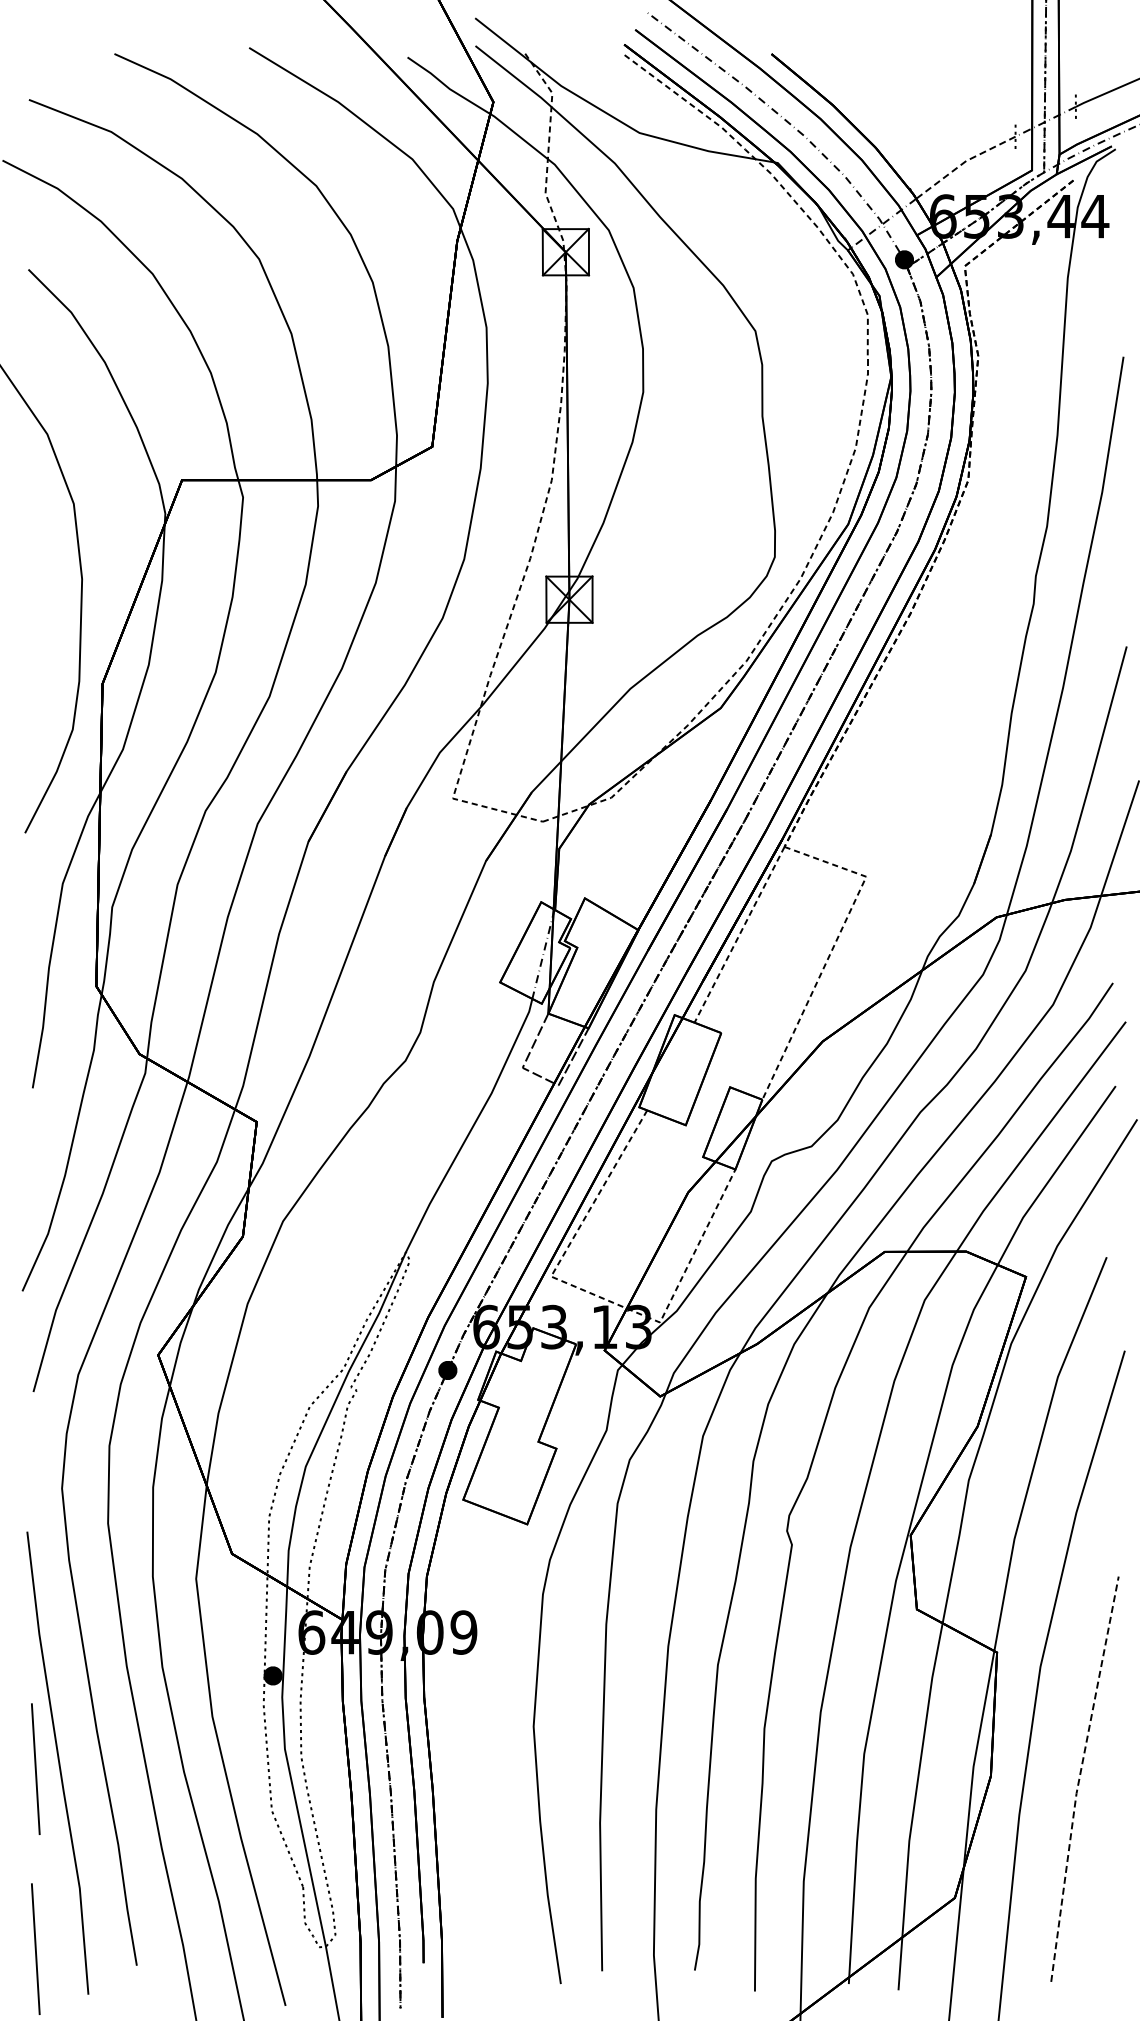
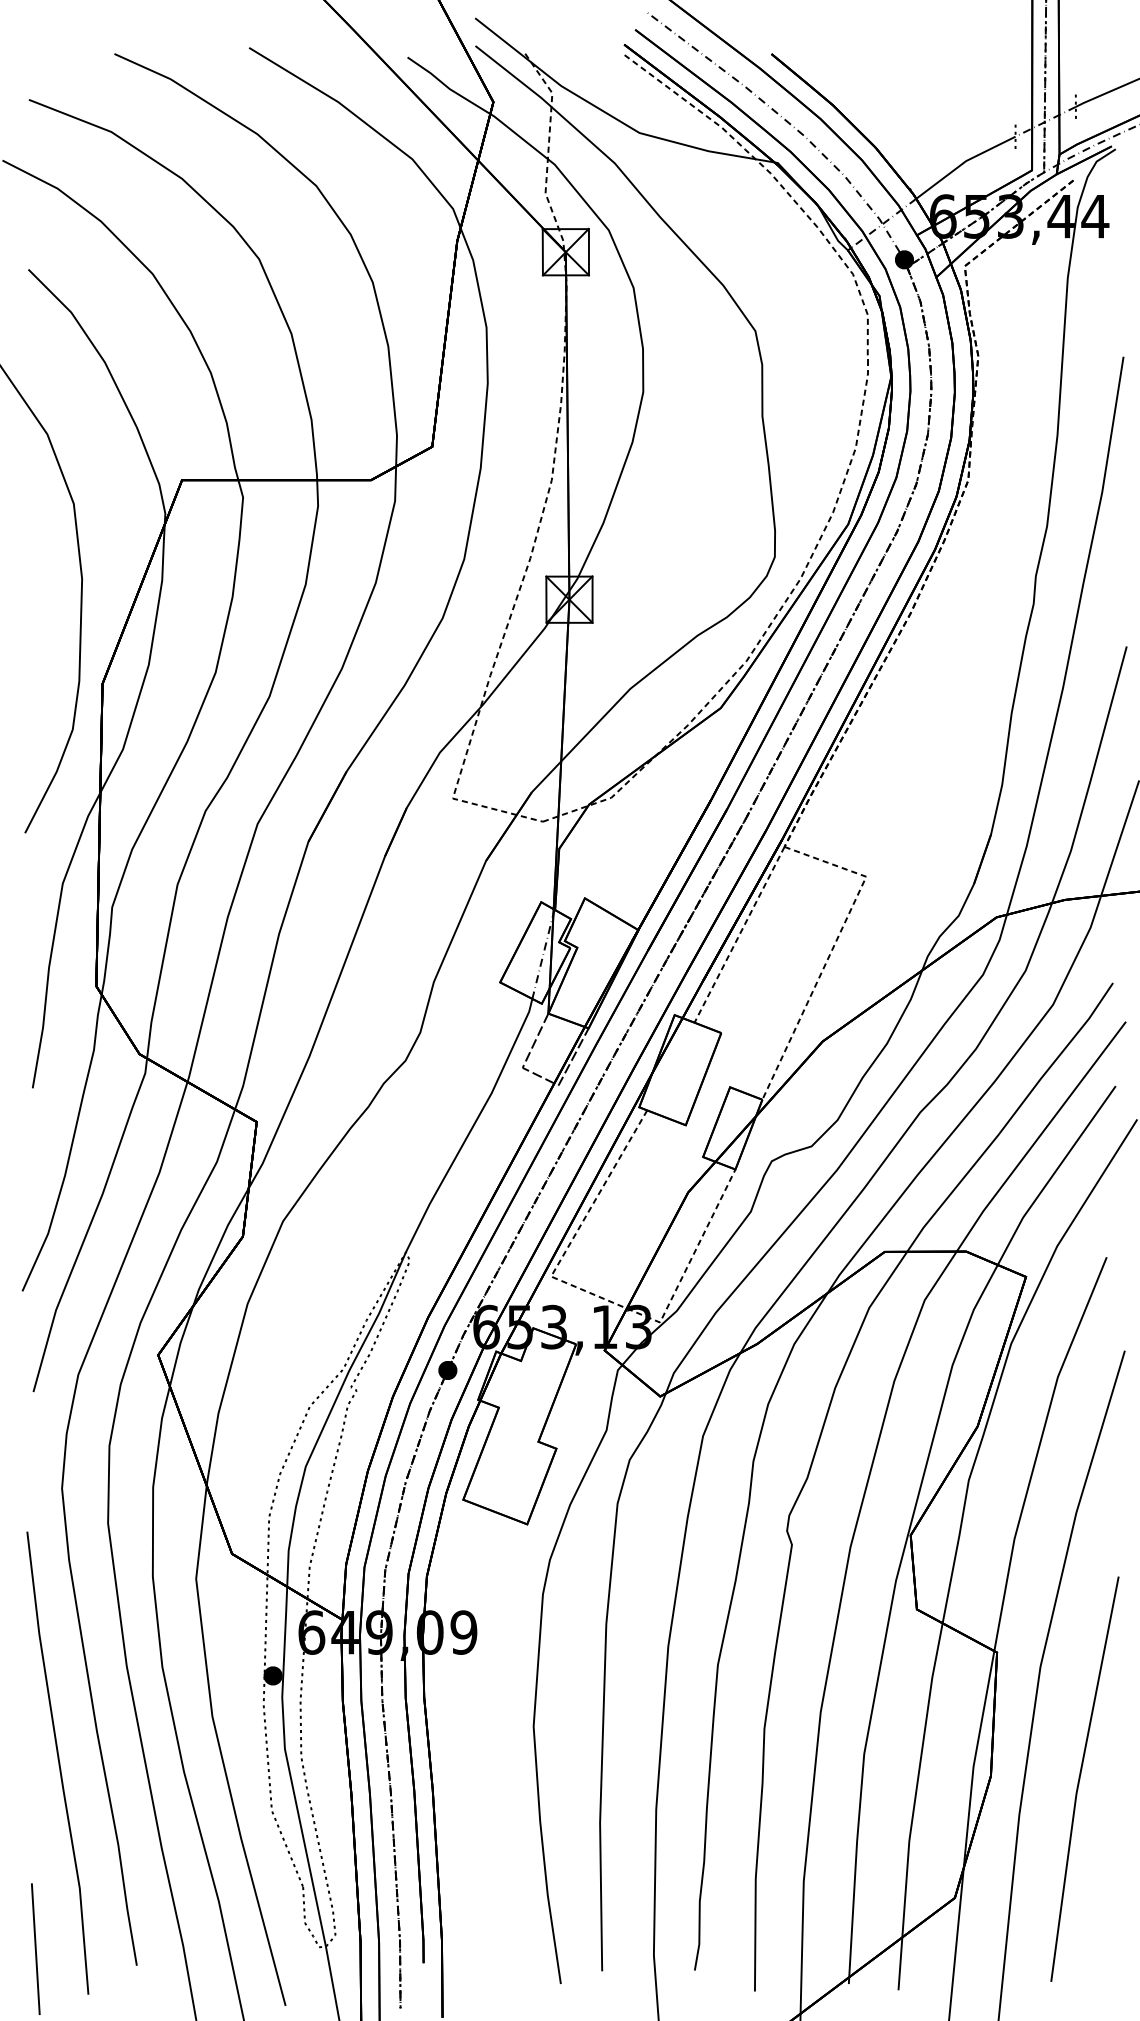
line: dashed -> solid (963, 162)
line: present -> none (35, 1768)
line: dashed -> solid (1079, 1778)
